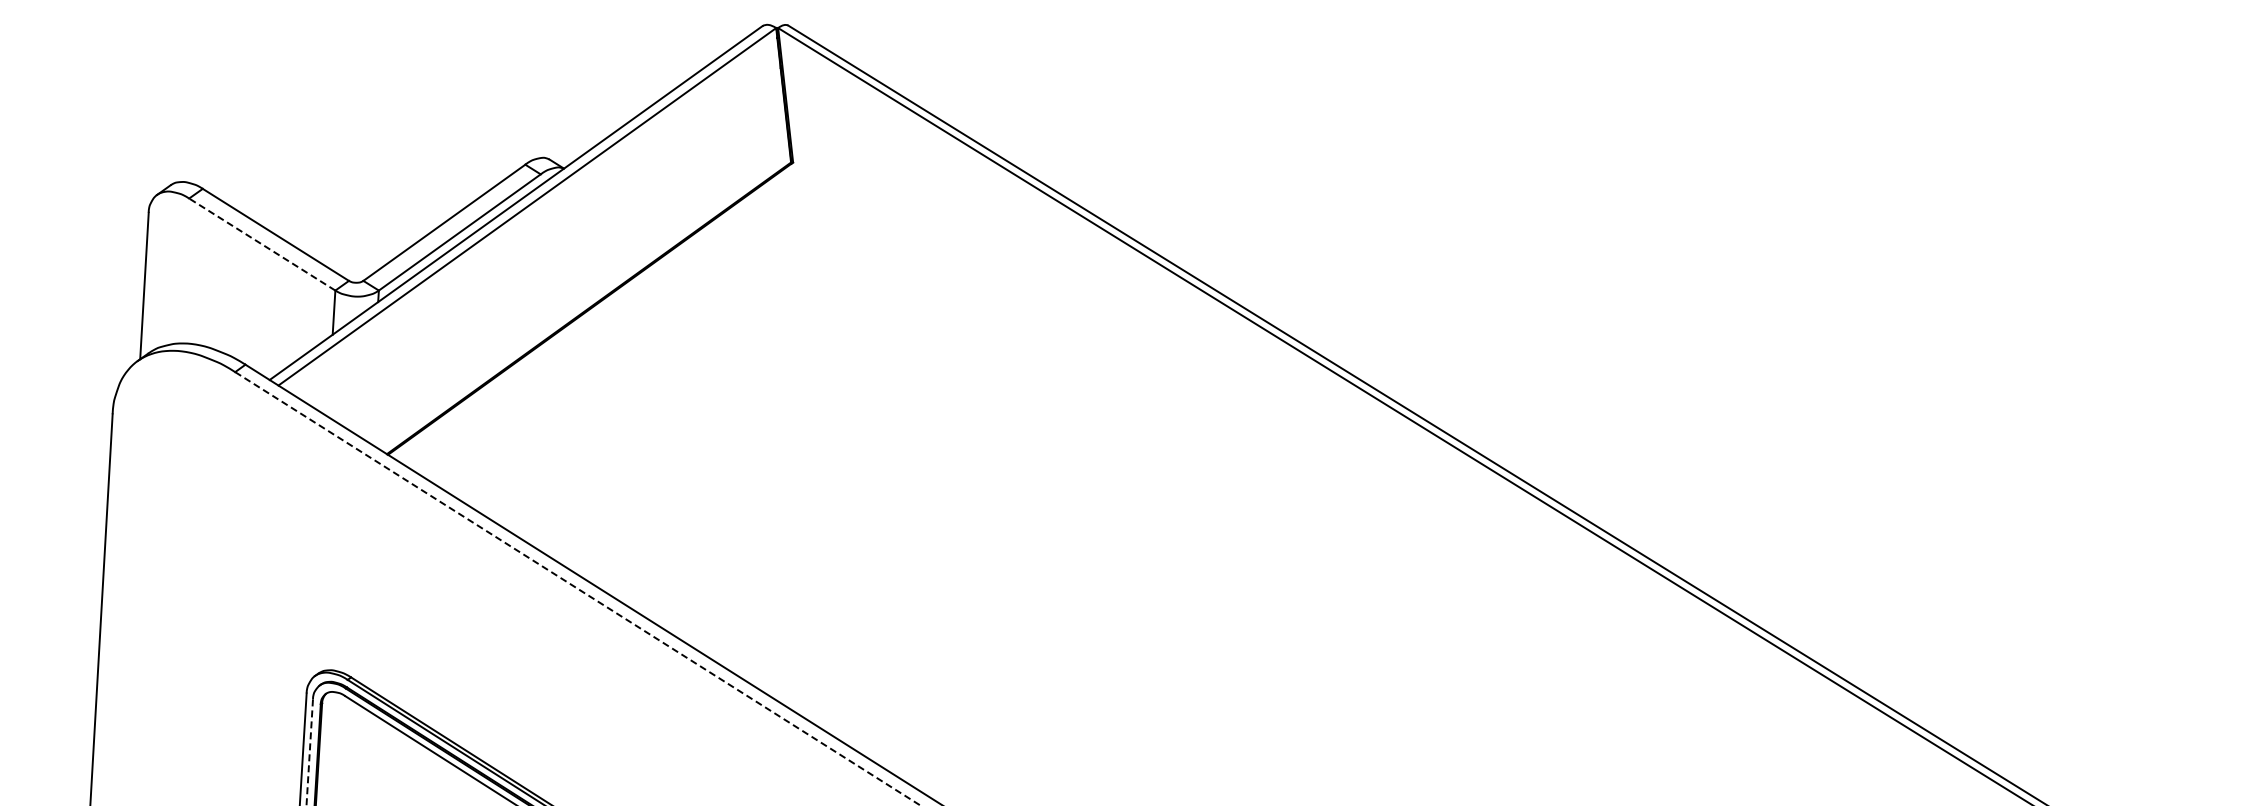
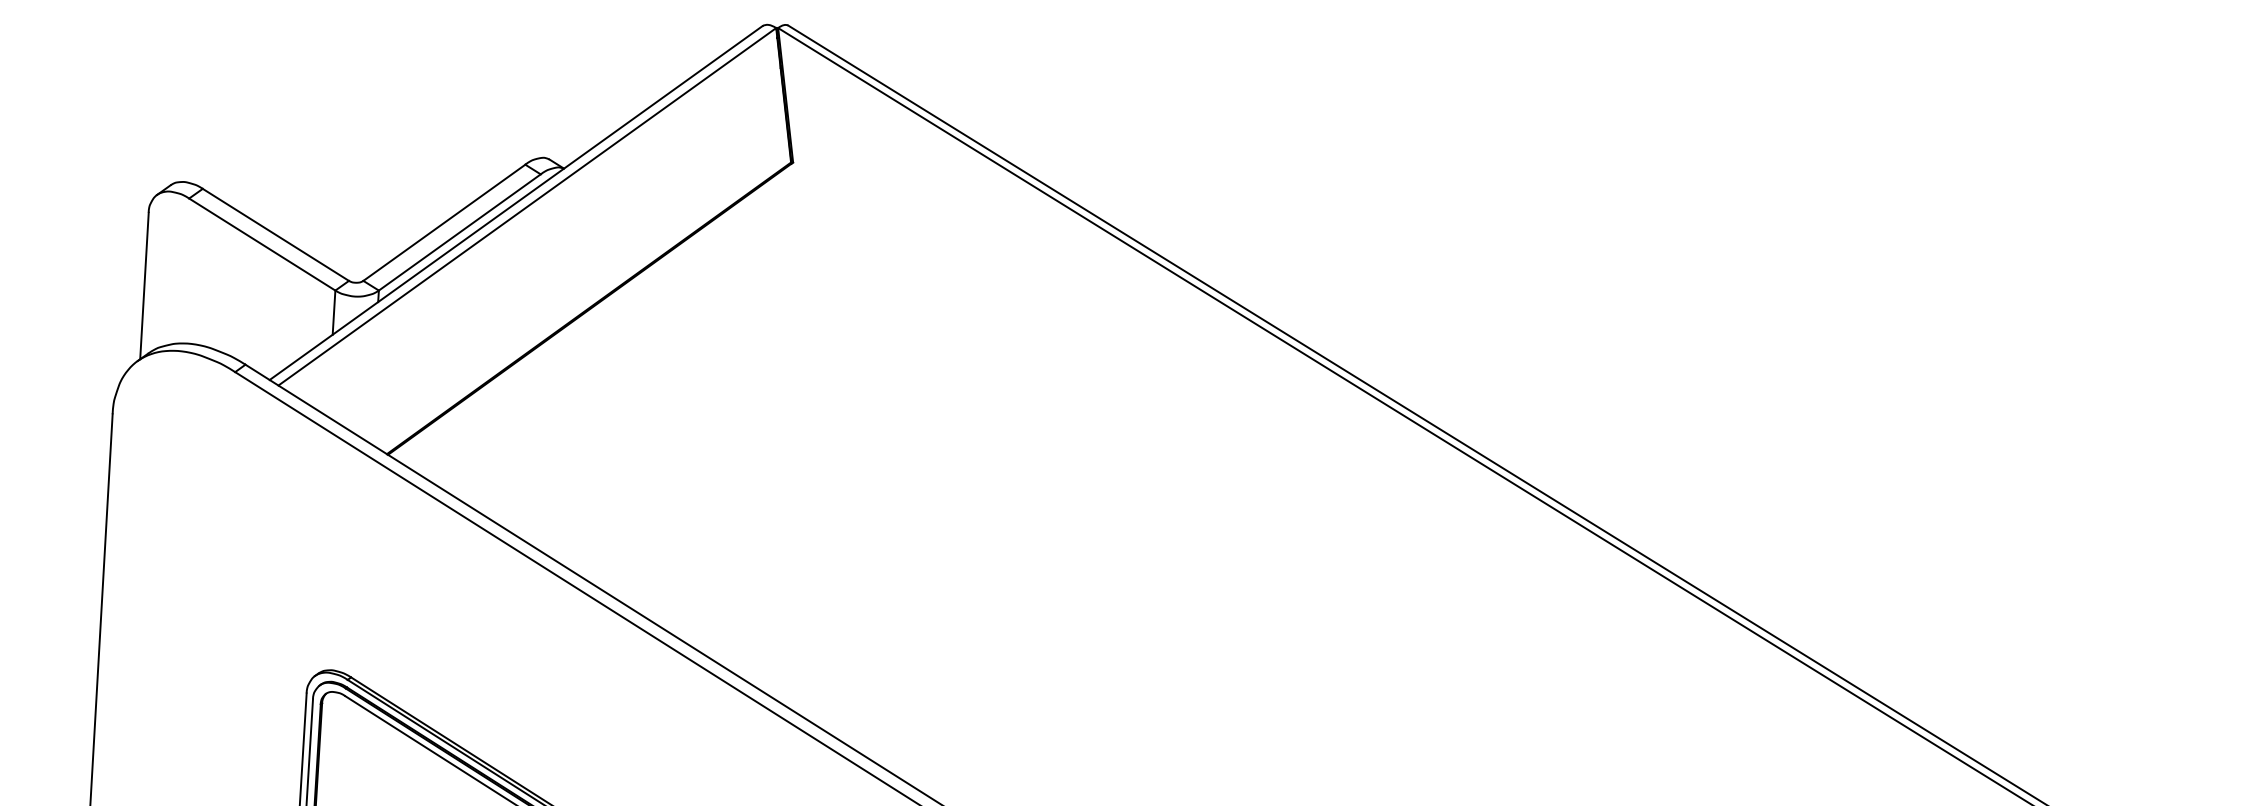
line: dashed -> solid (261, 244)
line: dashed -> solid (578, 589)
line: dashed -> solid (309, 752)
